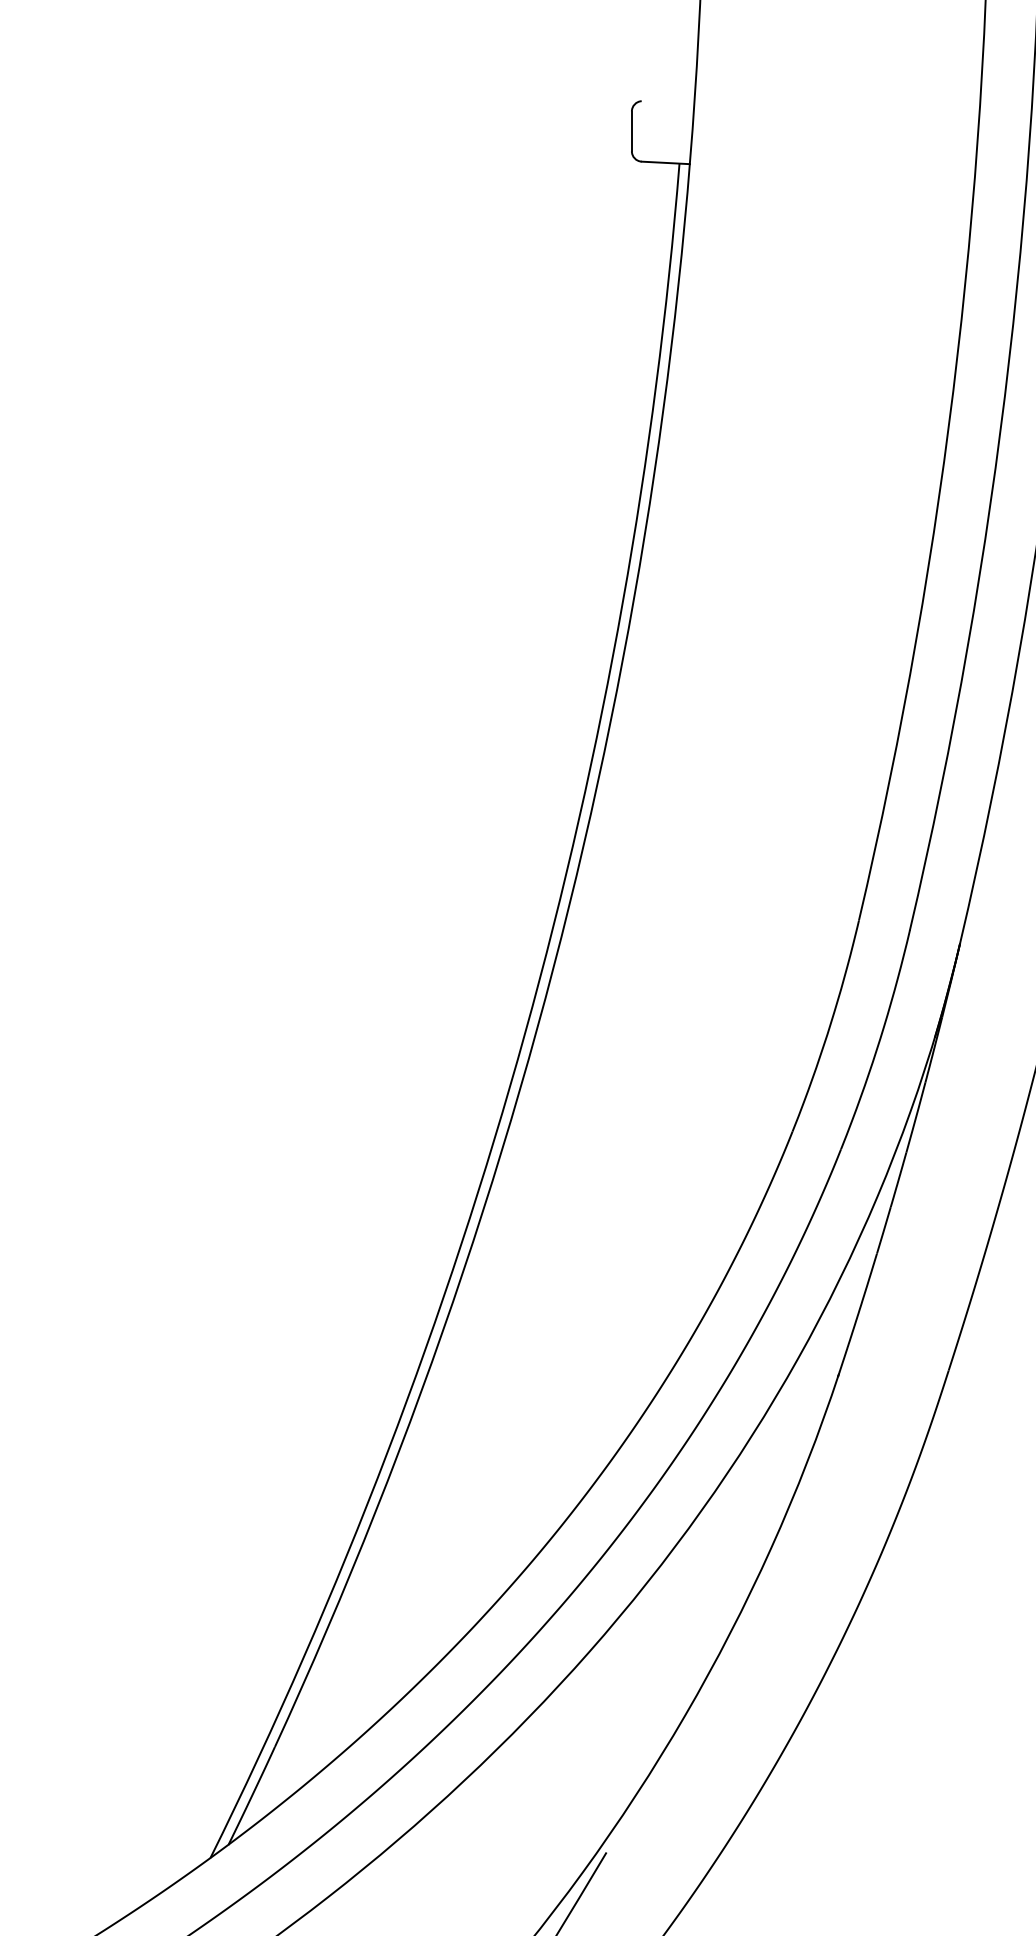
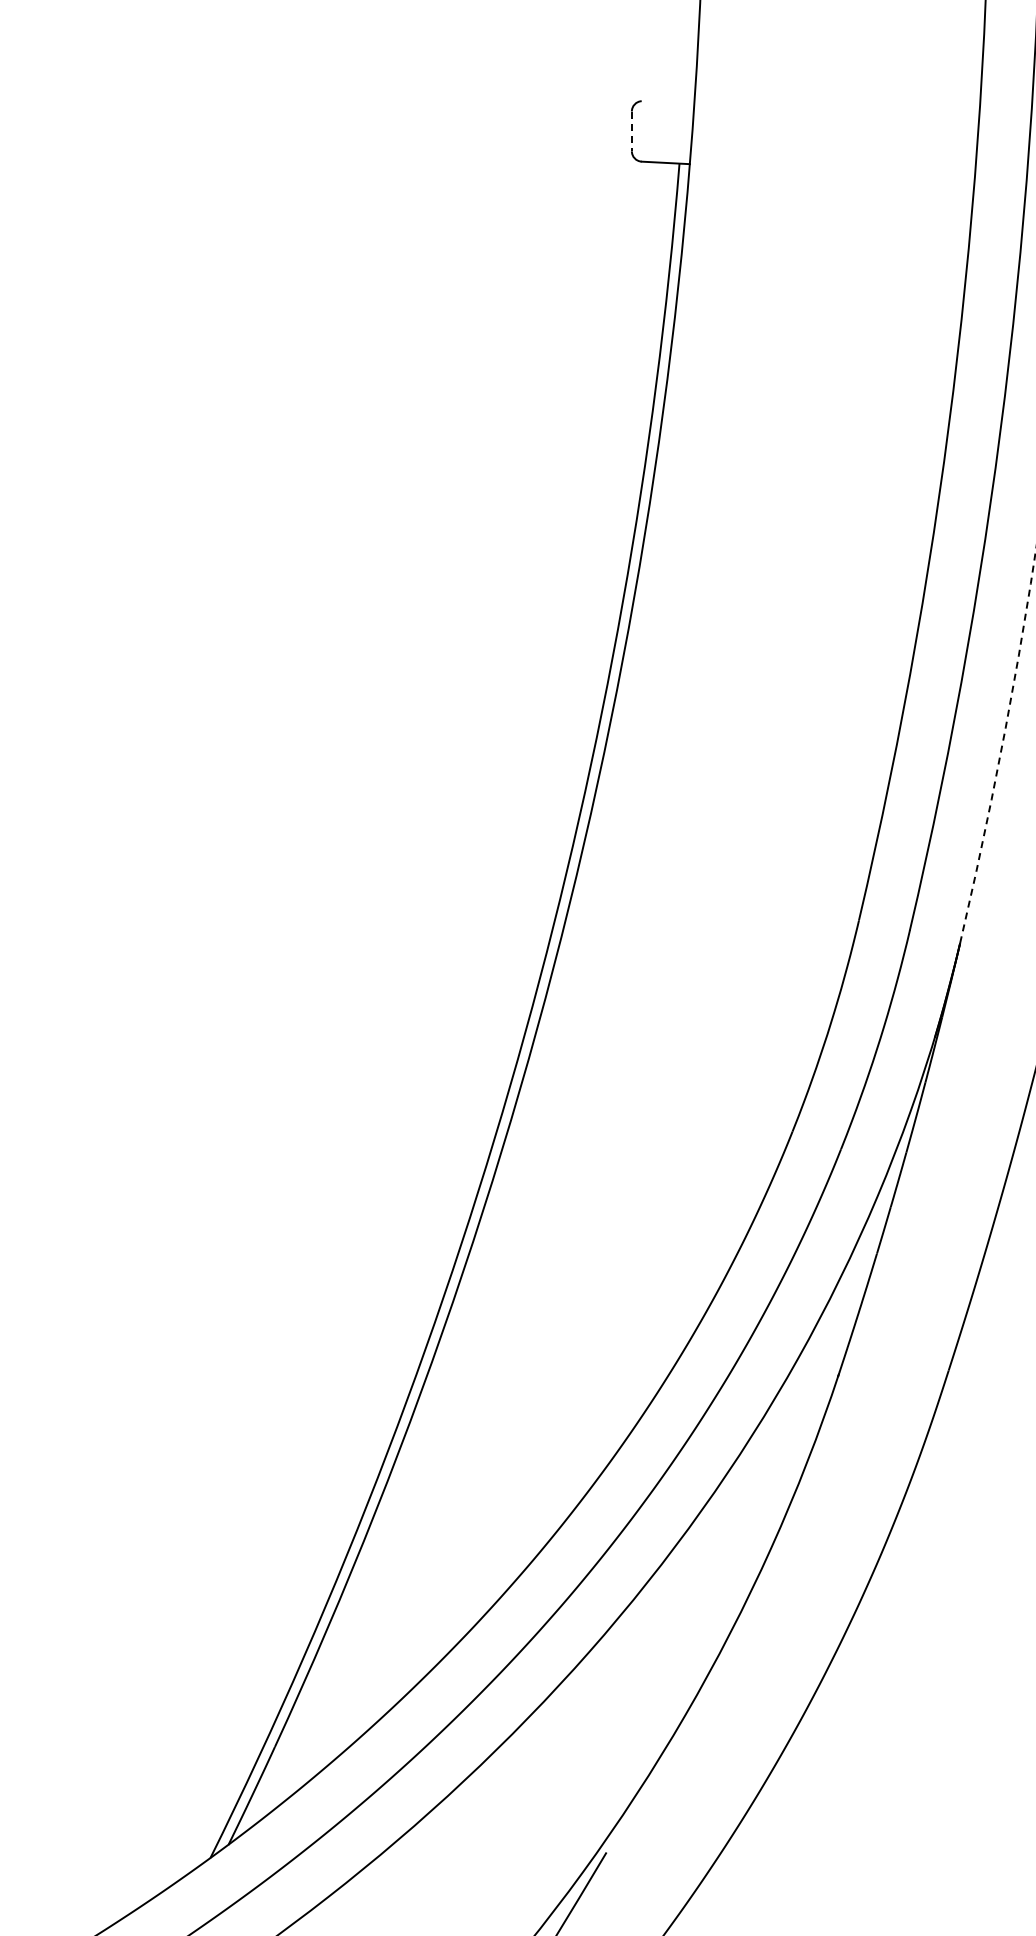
line: solid -> dashed (631, 131)
arc: solid -> dashed (1002, 746)
